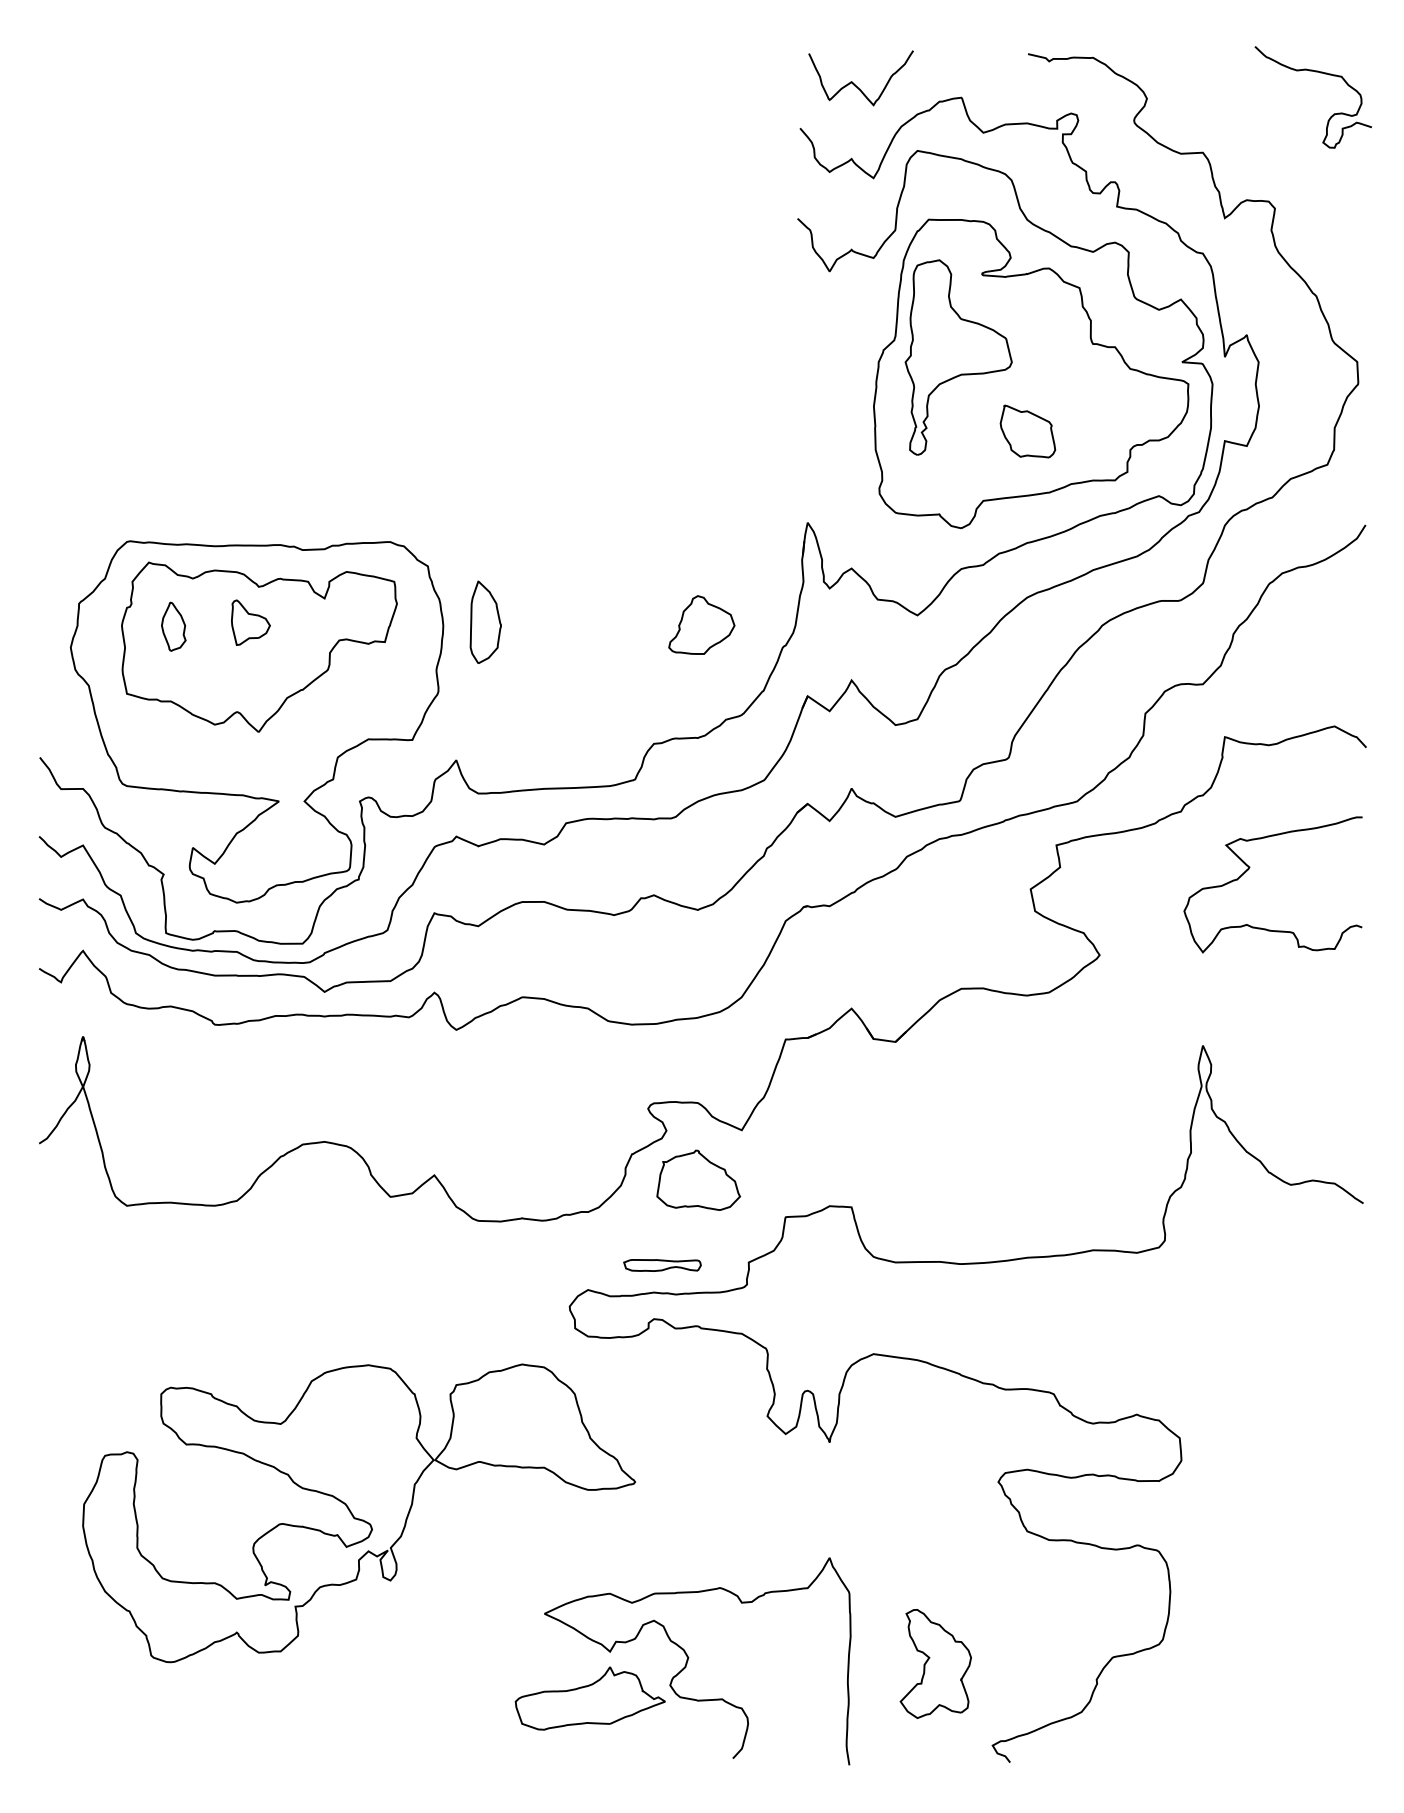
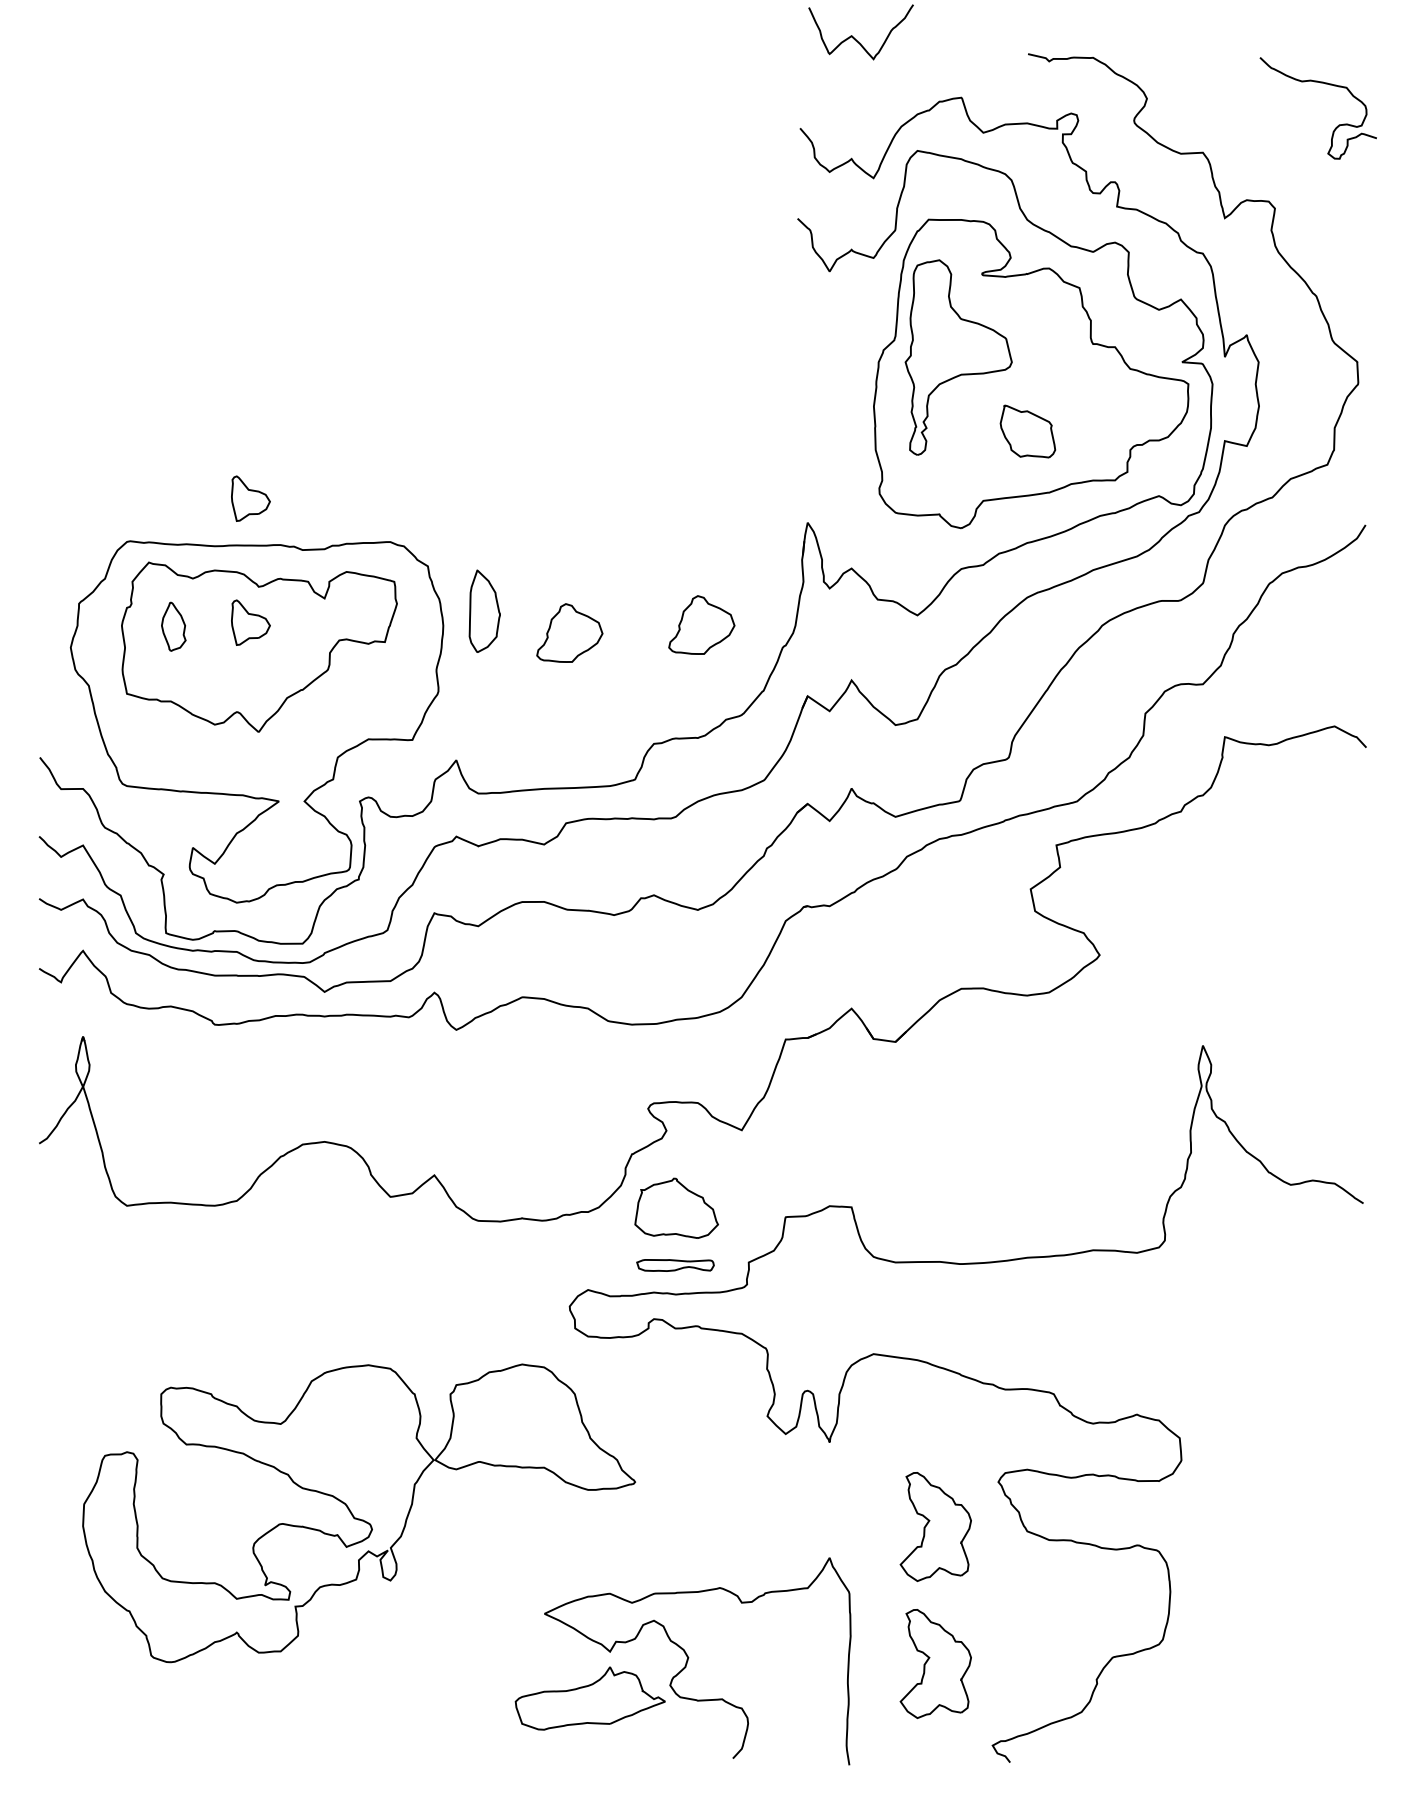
curve position: (1315, 72) -> (1320, 83) (1320, 83)
curve position: (854, 83) -> (854, 37) (854, 37)
part: none -> present (250, 498)
part position: (485, 621) -> (484, 610) (484, 610)
part: none -> present (569, 632)
curve: present -> none (1249, 869)
part position: (698, 1179) -> (676, 1207) (676, 1207)
part position: (662, 1265) -> (675, 1265) (675, 1265)
part: none -> present (935, 1526)
